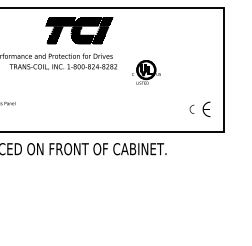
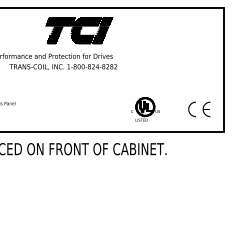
part position: (146, 72) -> (145, 109) (145, 109)
part size: 6x10 px -> 8x17 px (191, 109)
